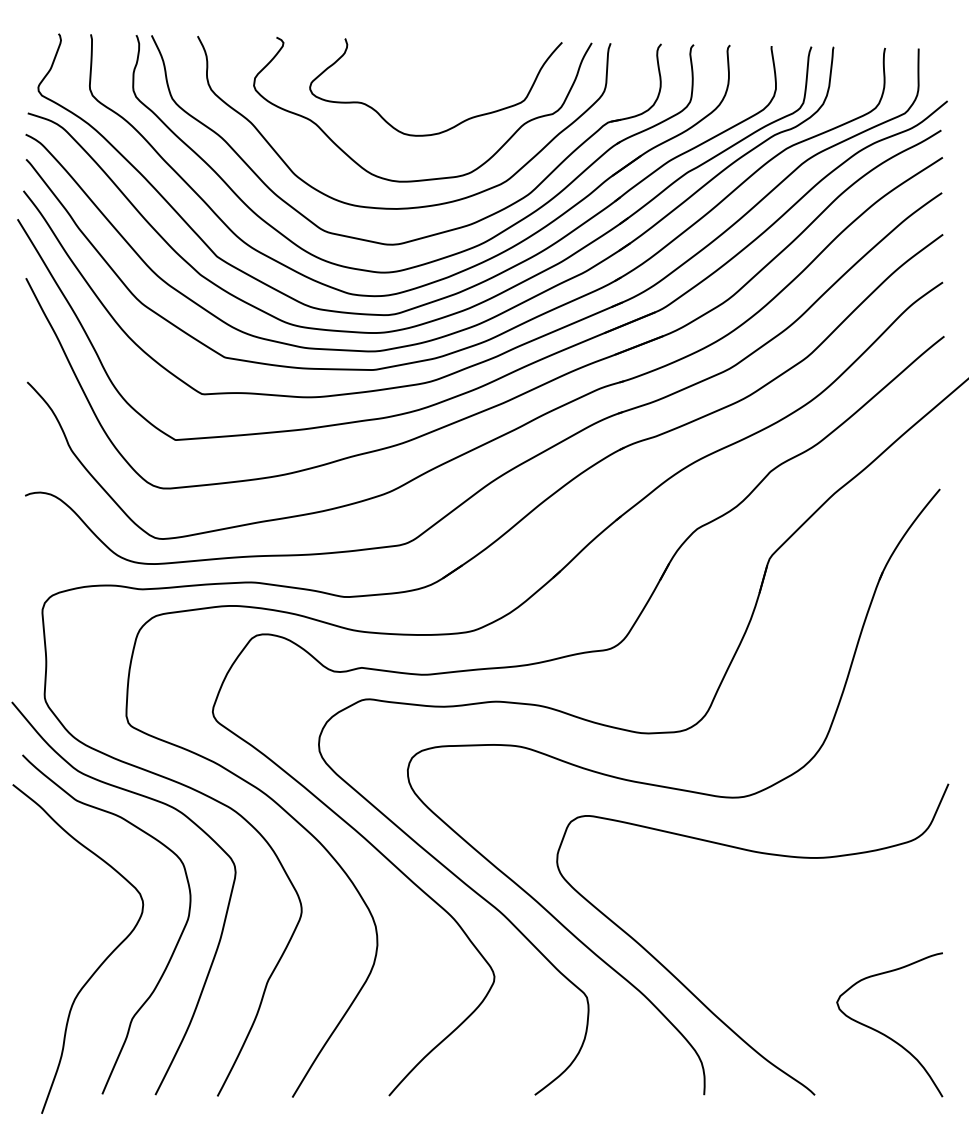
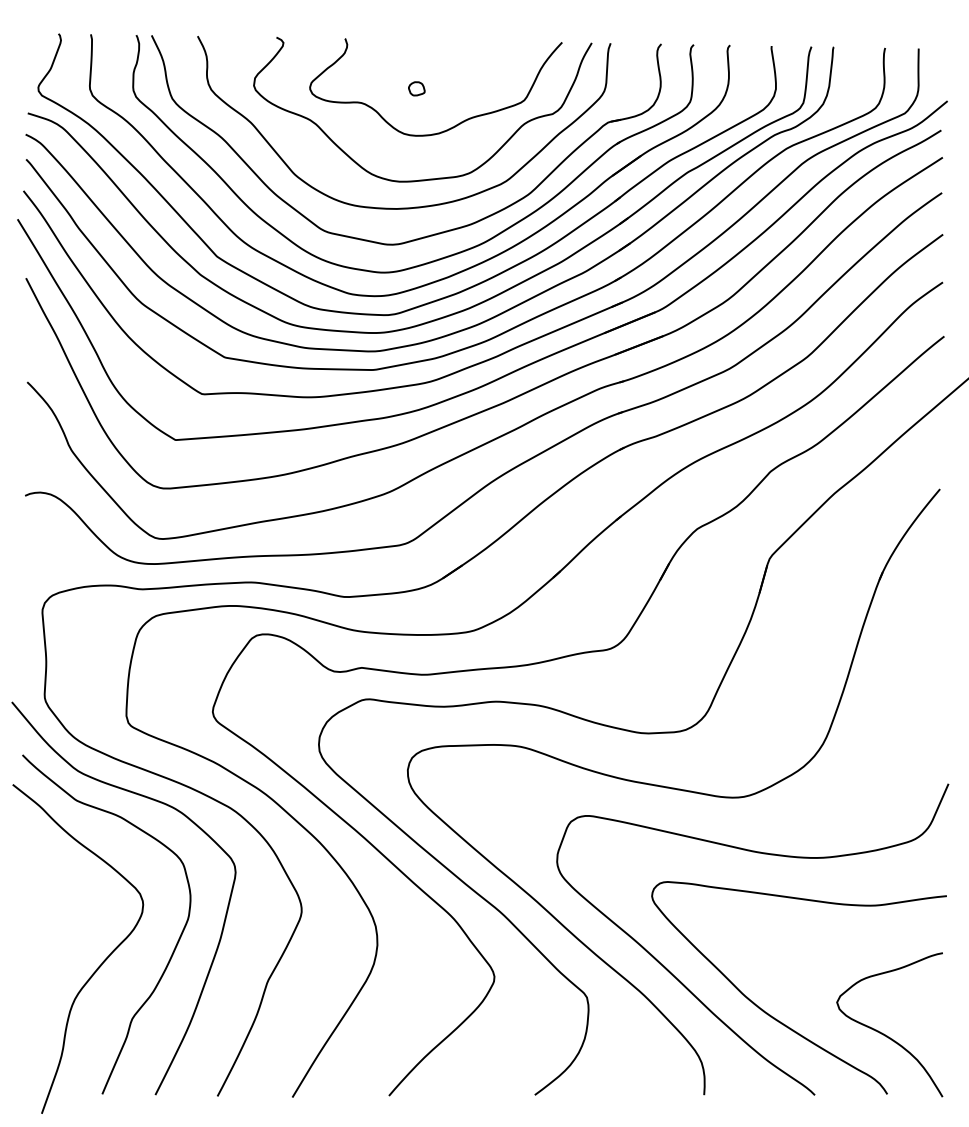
part: none -> present (416, 88)
curve: none -> present (776, 1018)
